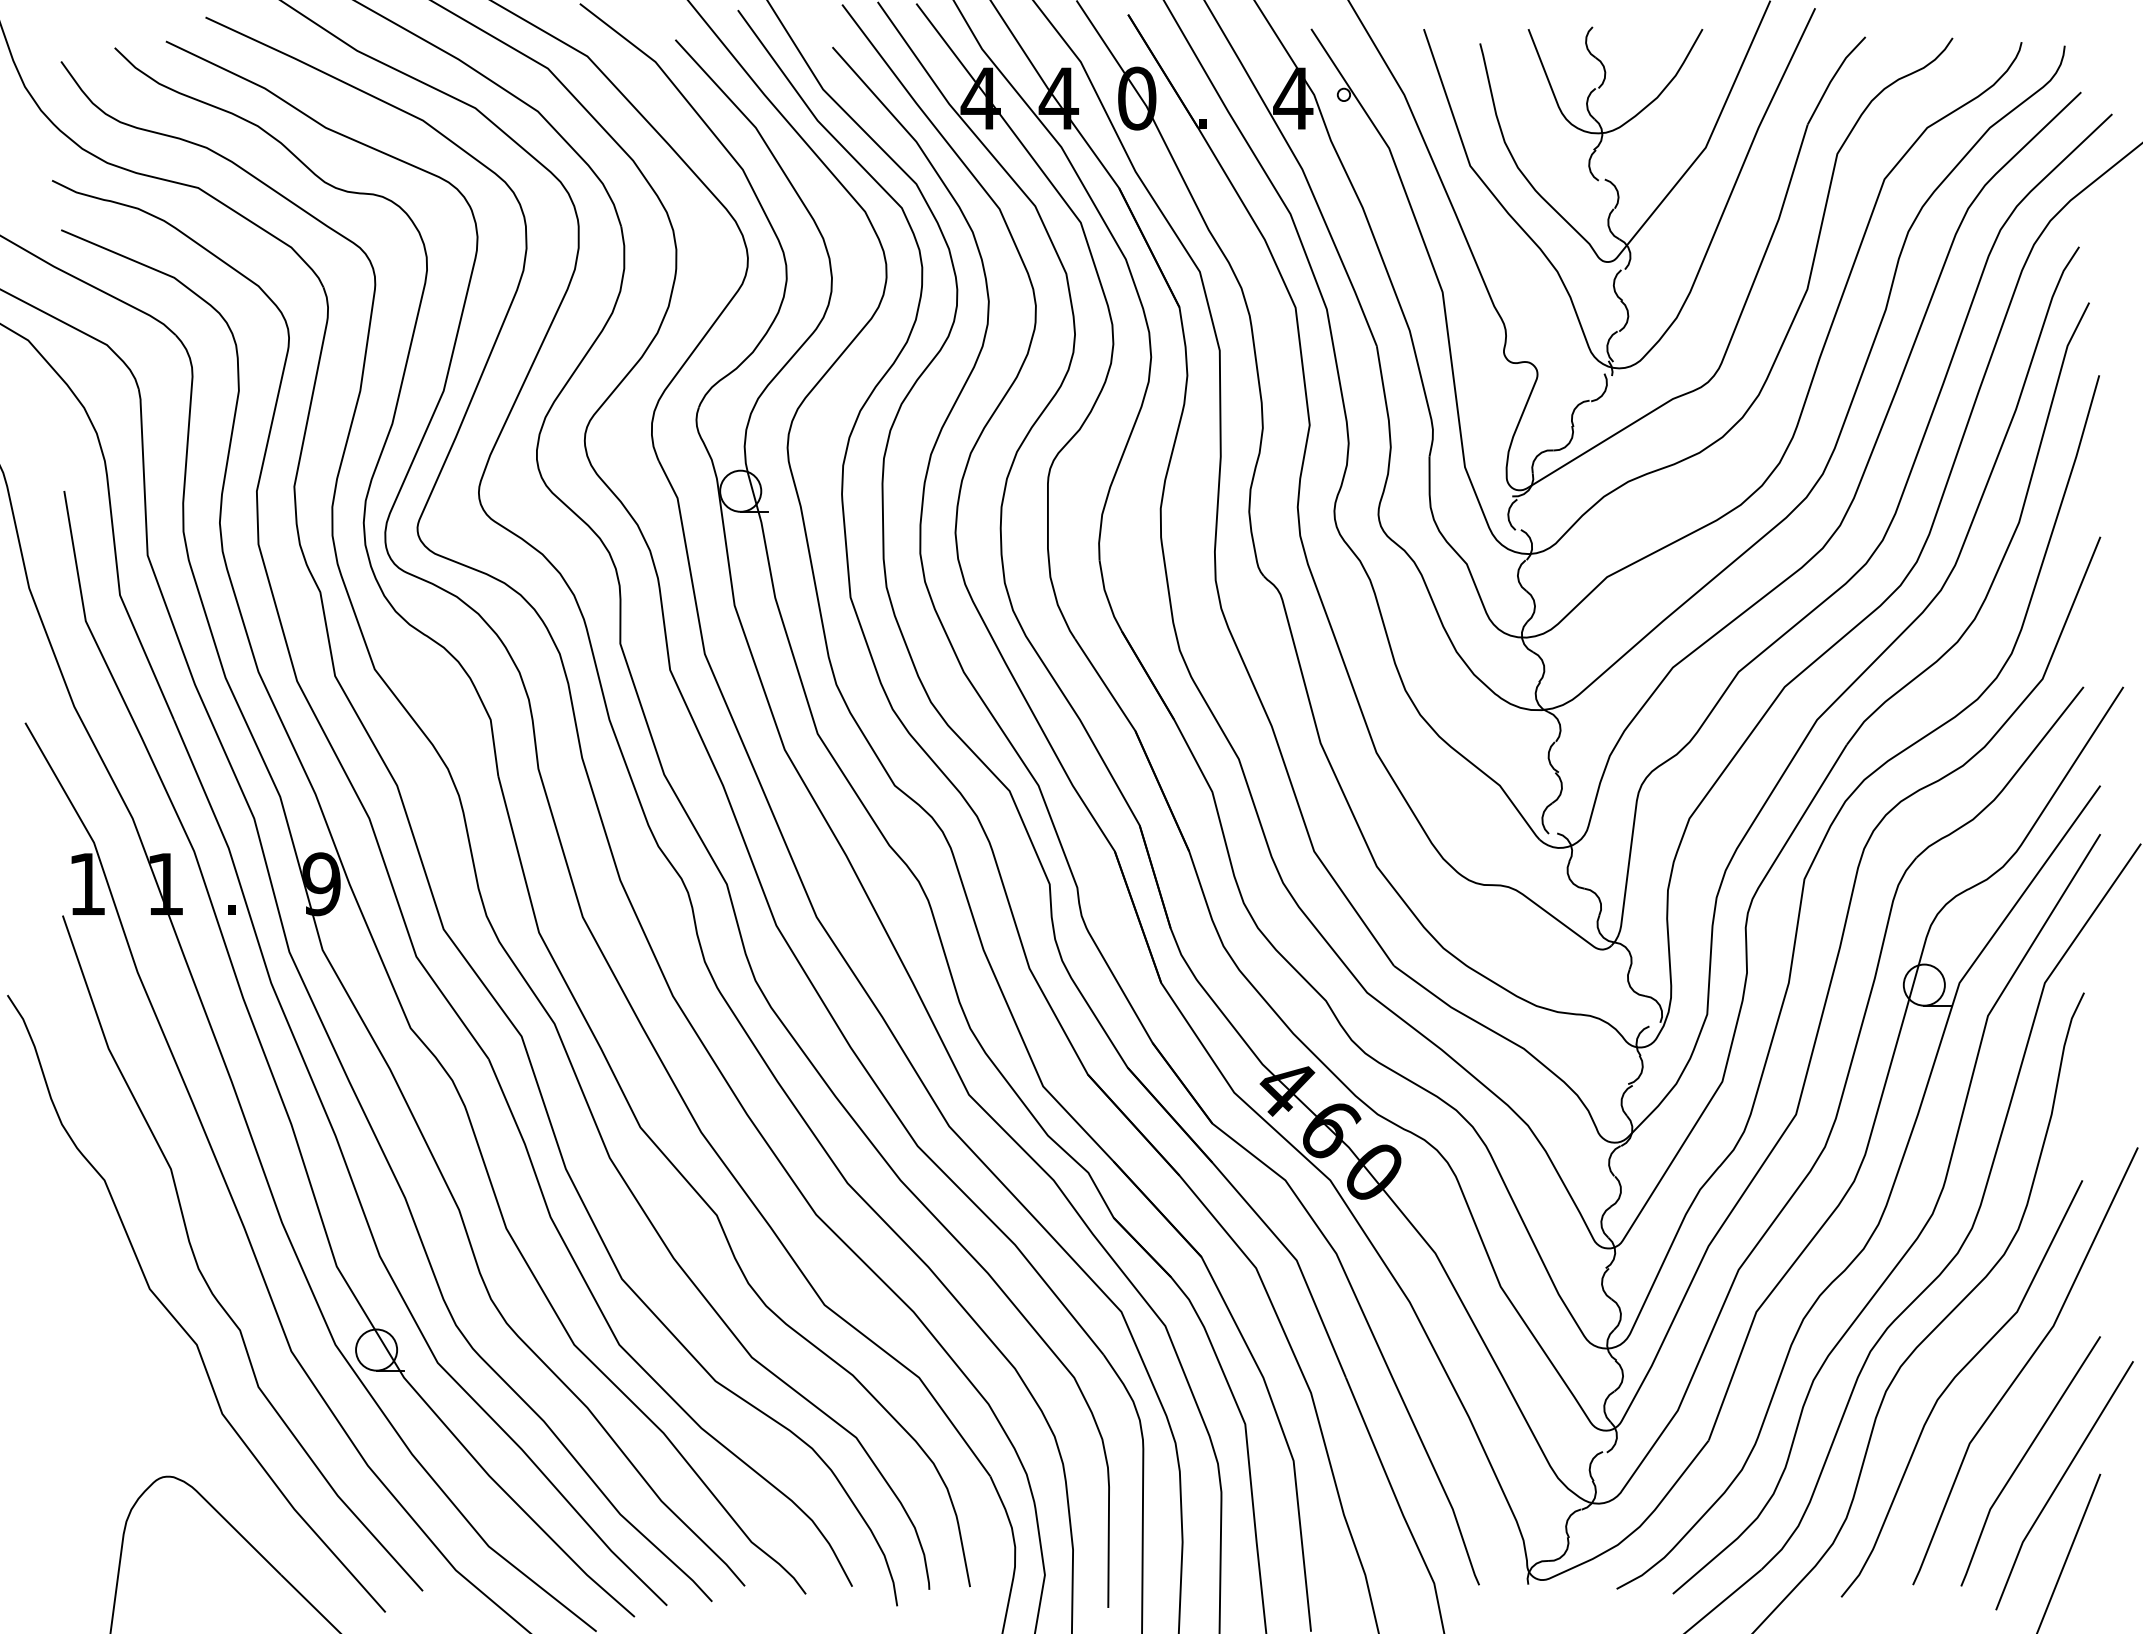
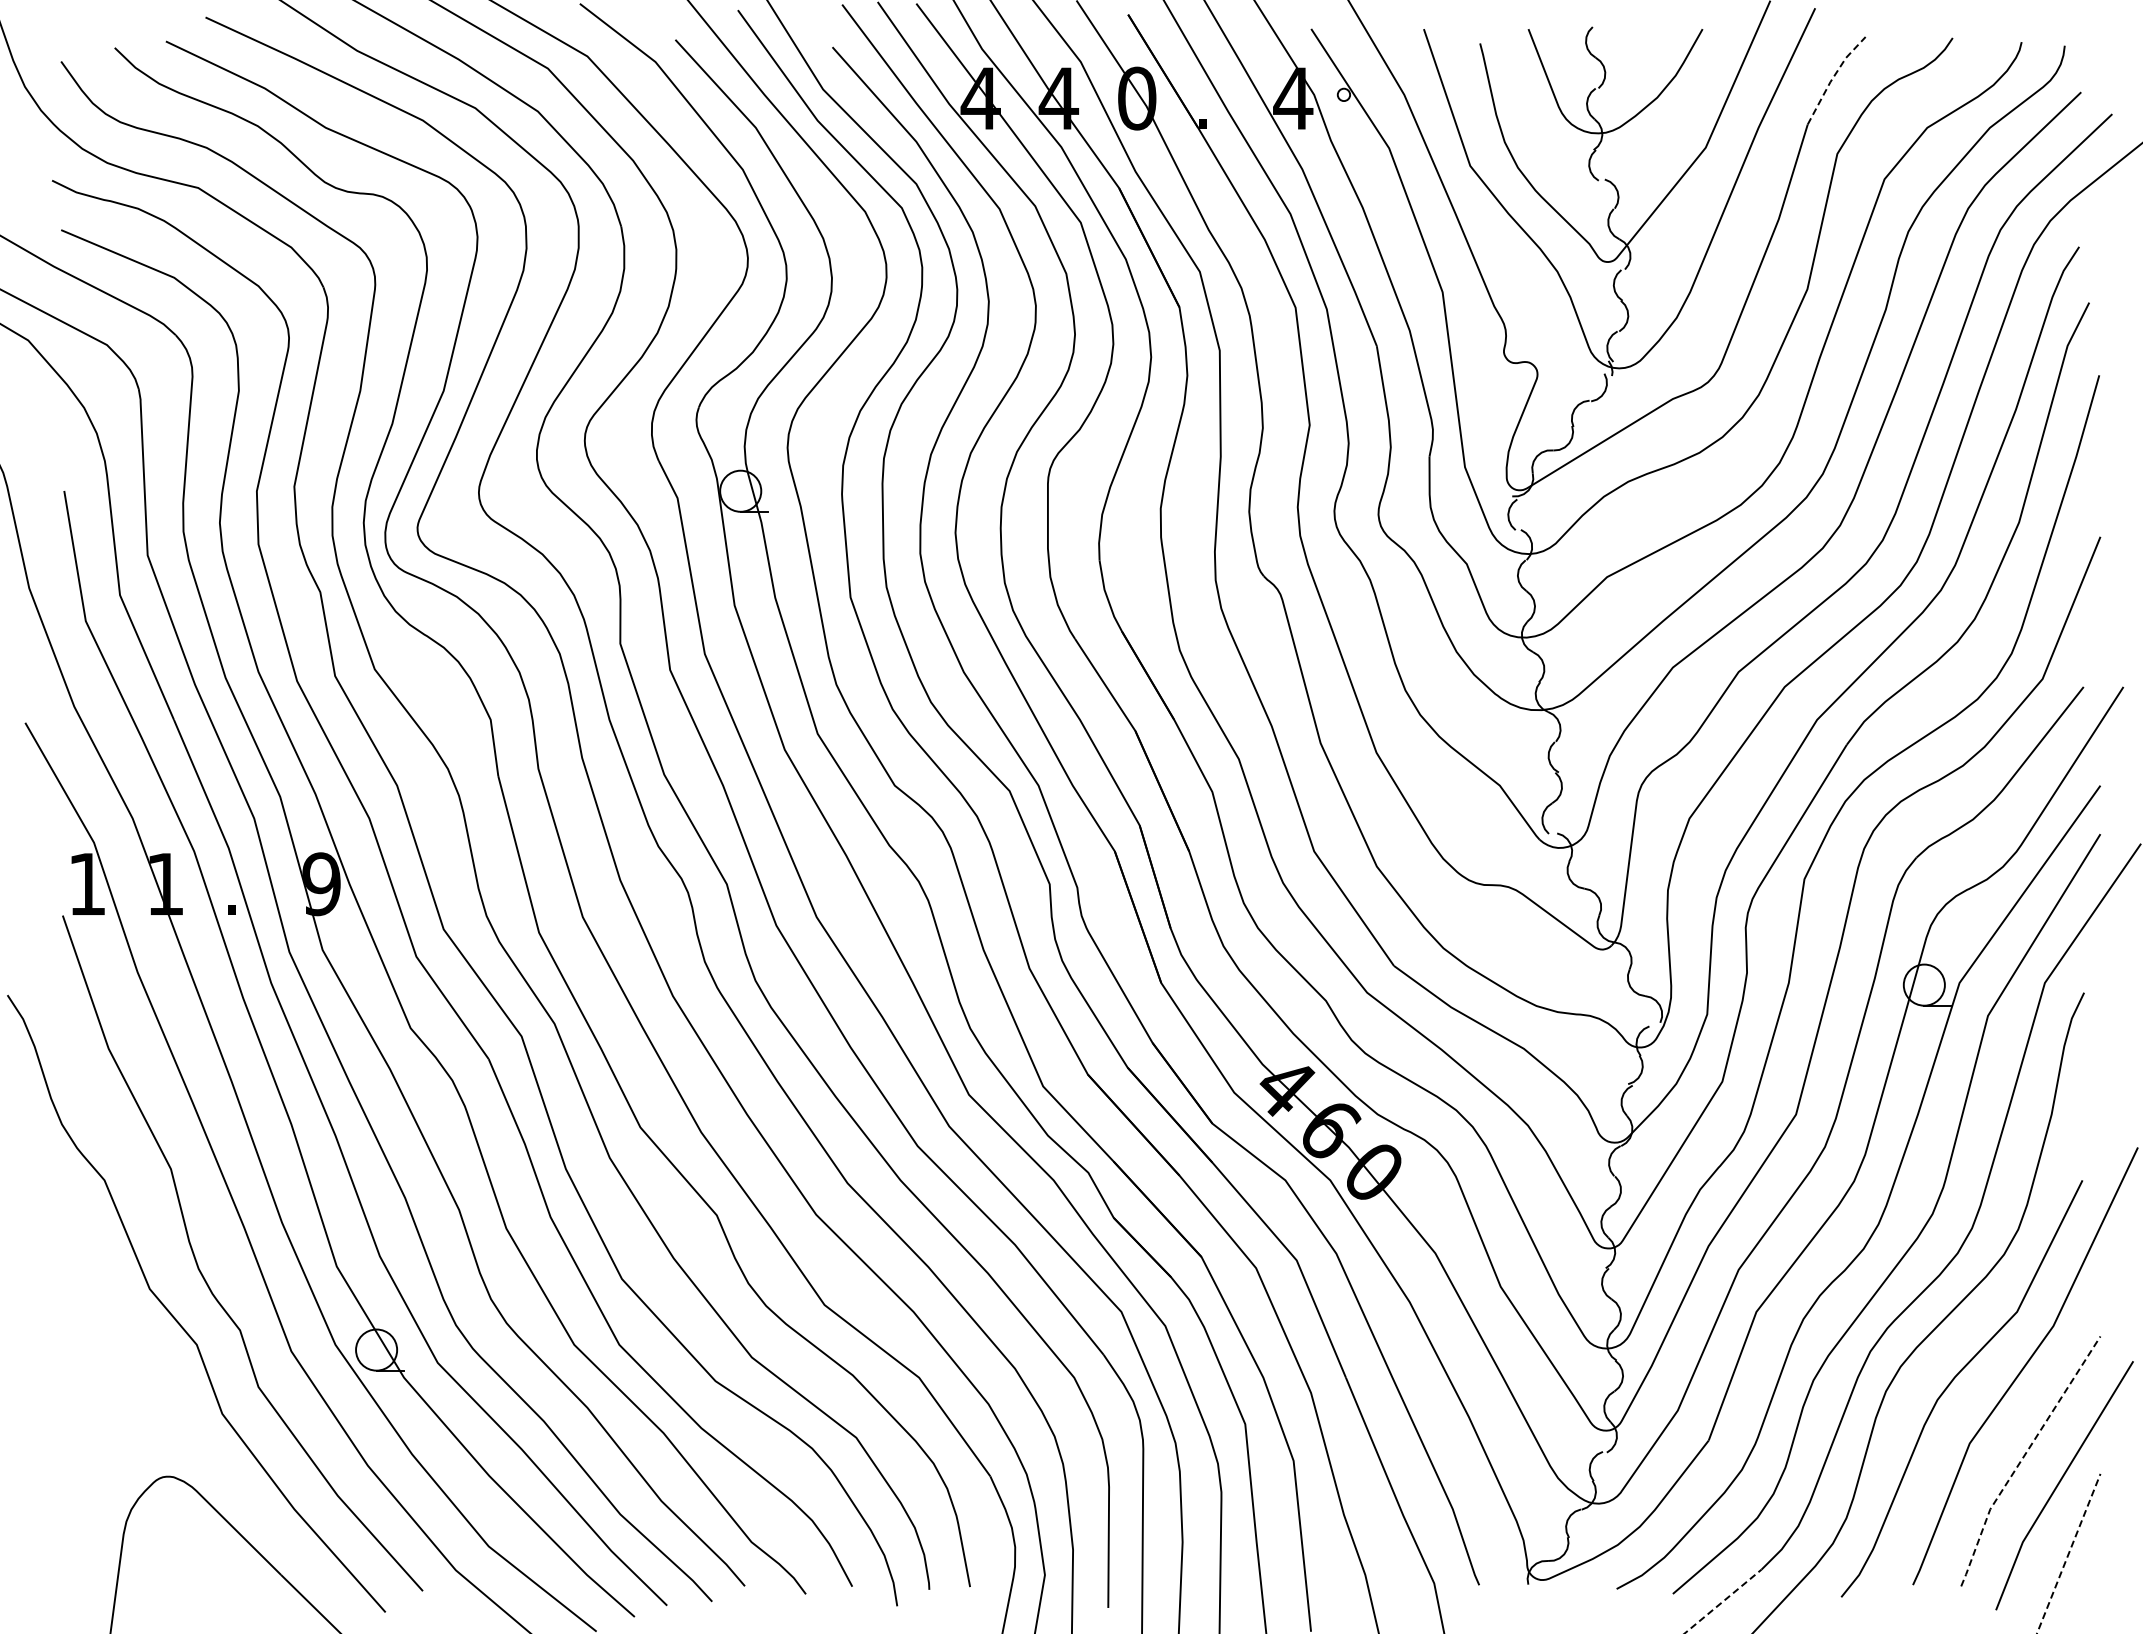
line: solid -> dashed (1833, 77)
line: solid -> dashed (2022, 1458)
line: solid -> dashed (2068, 1553)
line: solid -> dashed (1723, 1601)
